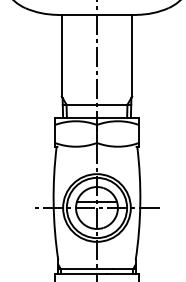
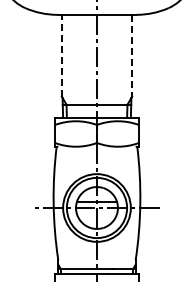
line: solid -> dashed (61, 55)
line: solid -> dashed (132, 55)
